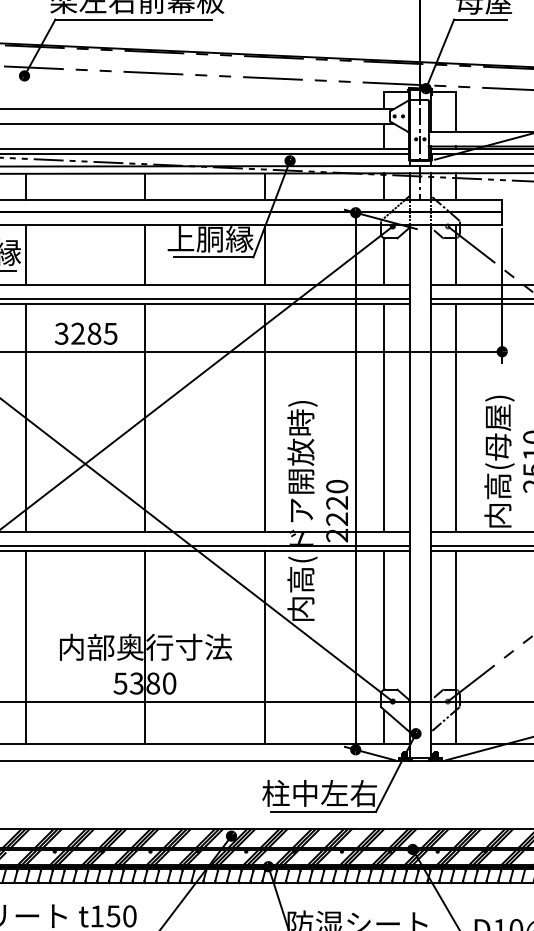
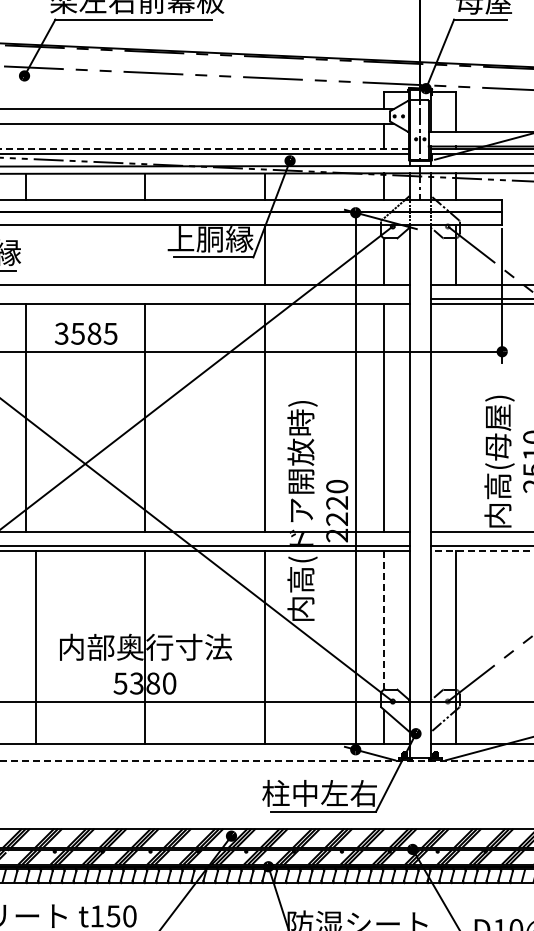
line: solid -> dashed (204, 149)
line: present -> none (25, 254)
line: present -> none (145, 254)
line: present -> none (205, 299)
text: 3285 -> 3585 (77, 333)
line: present -> none (456, 418)
line: solid -> dashed (482, 551)
line: solid -> dashed (384, 620)
line position: (25, 647) -> (35, 647) (35, 647)
line: solid -> dashed (266, 761)
